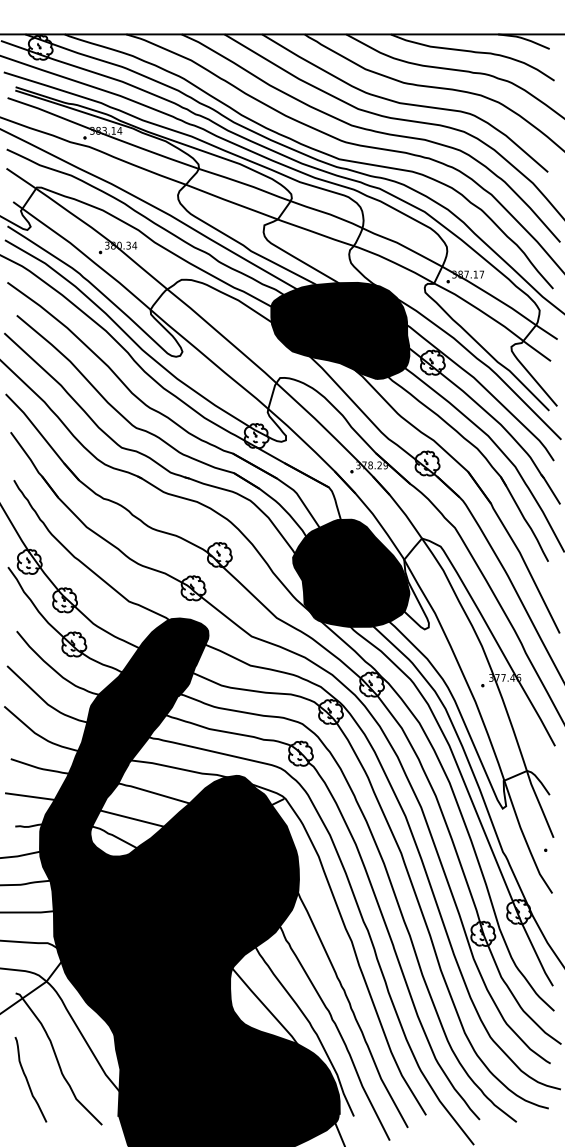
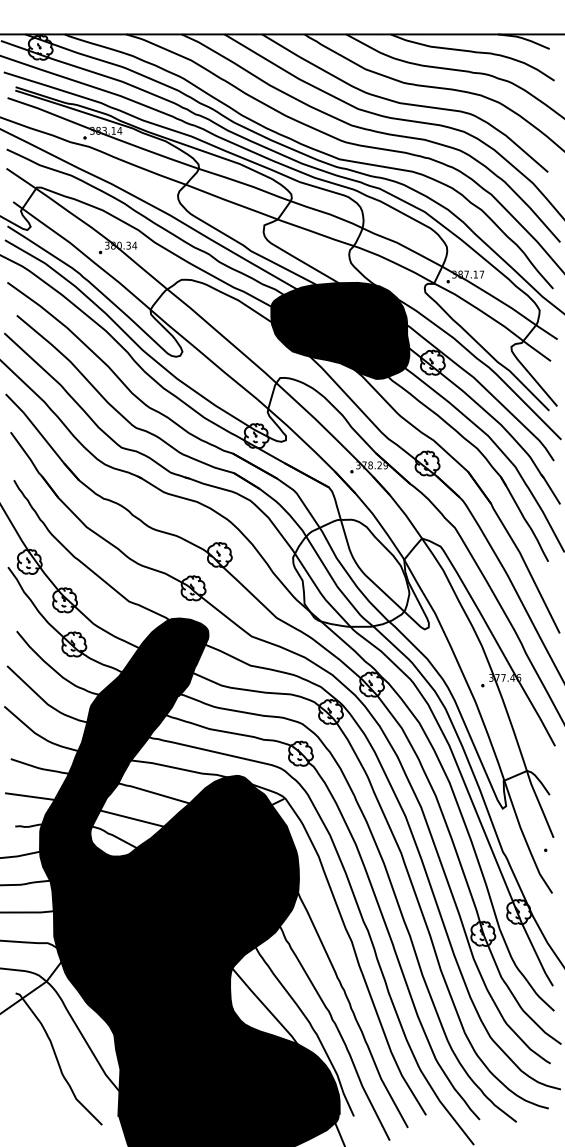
fill: present -> none (351, 572)
curve: present -> none (28, 1080)
